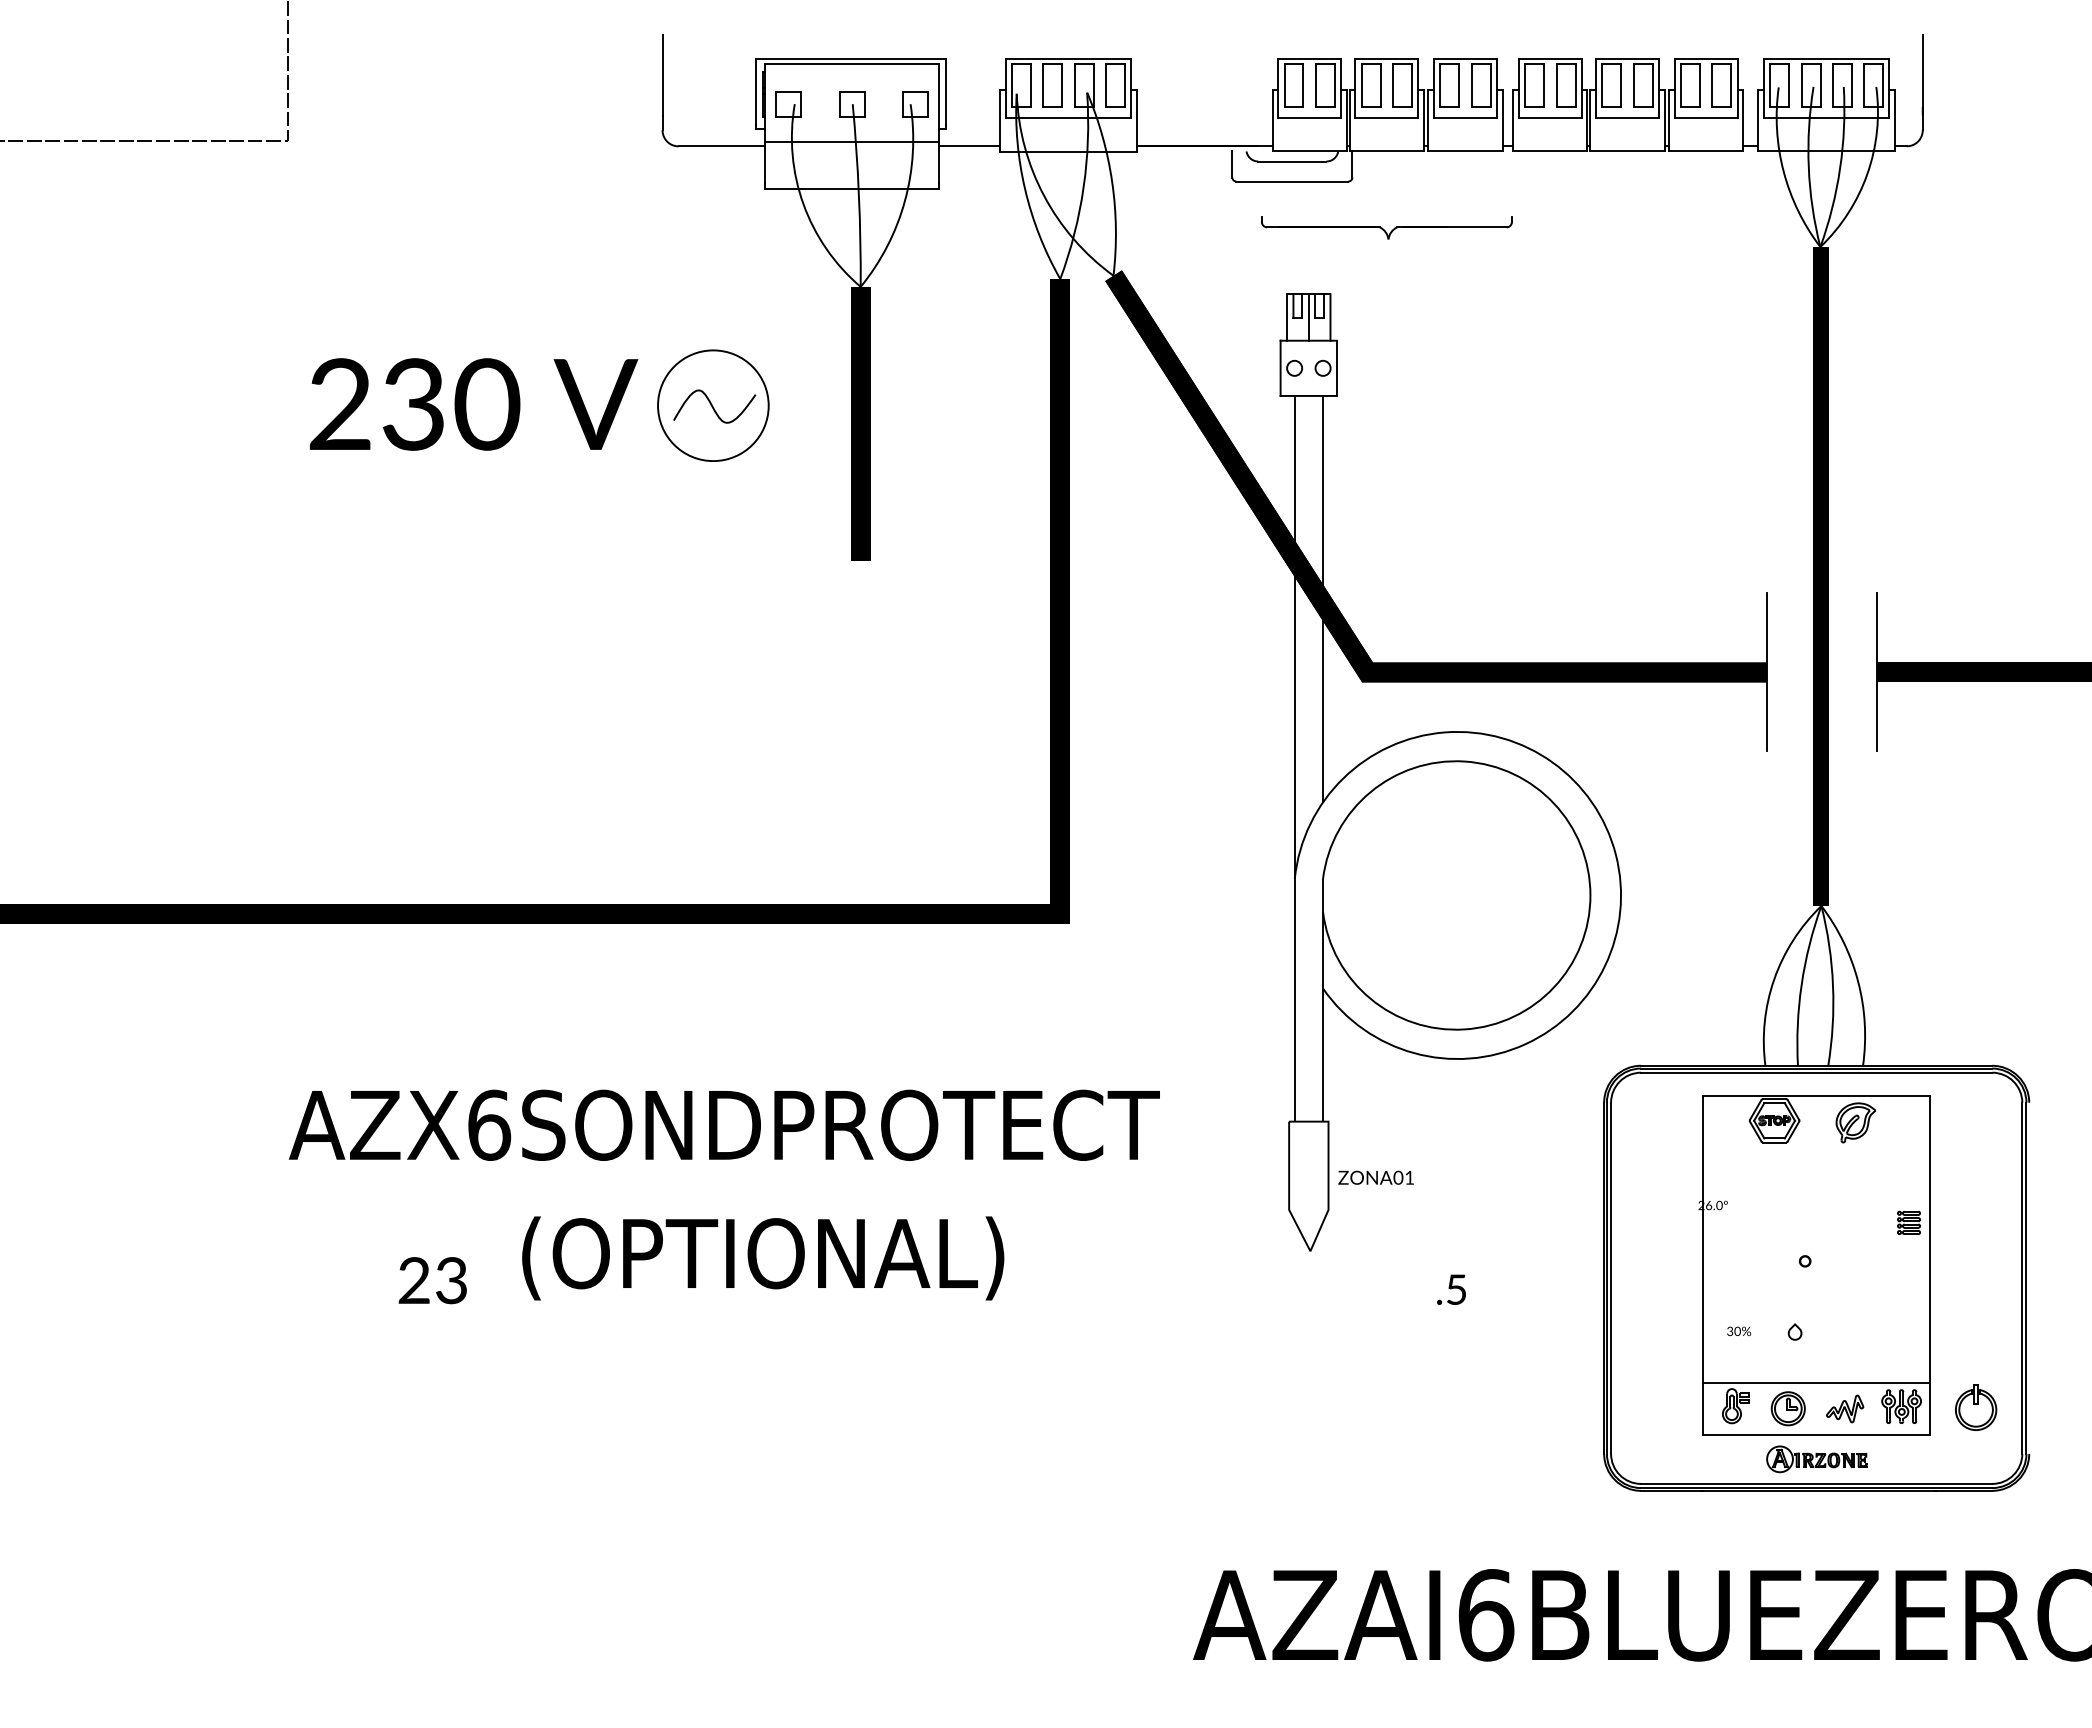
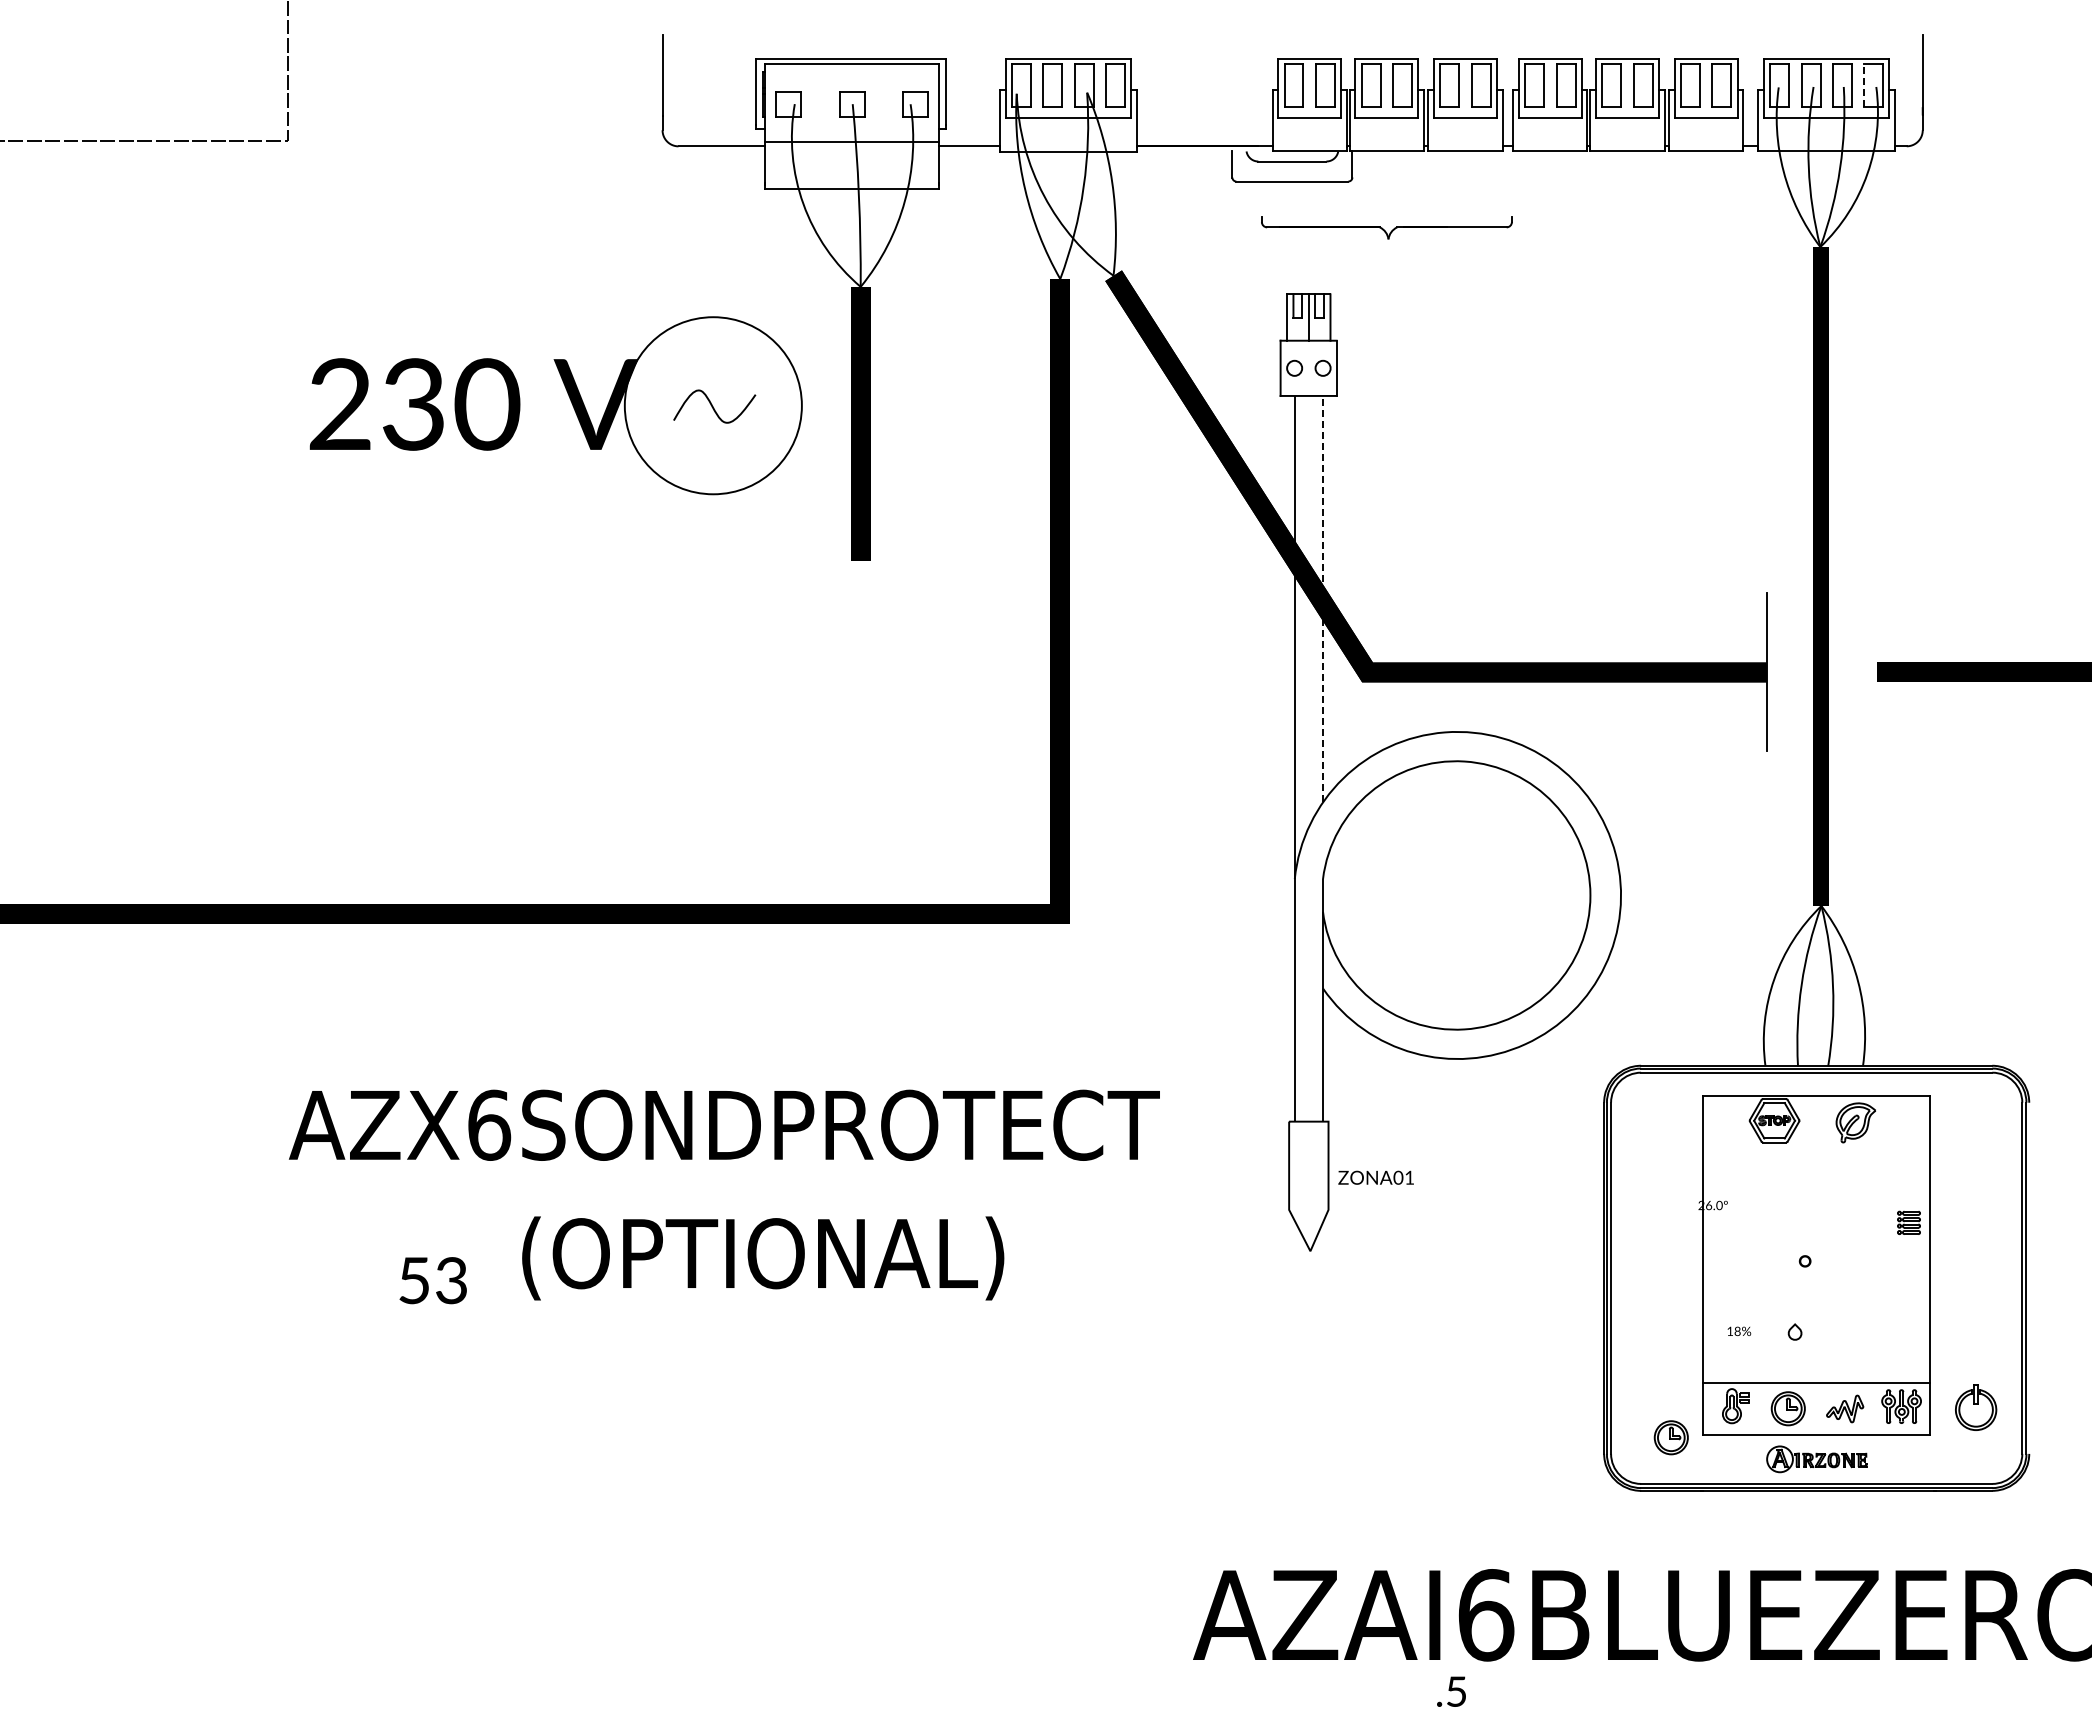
line: solid -> dashed (1864, 85)
circle diameter: 111 px -> 177 px (712, 405)
line: solid -> dashed (1323, 598)
line: present -> none (1877, 672)
text: 23 -> 53 (413, 1280)
text position: (1451, 1289) -> (1451, 1691) (1451, 1691)
text: 30% -> 18% (1733, 1330)
part: none -> present (1670, 1437)
